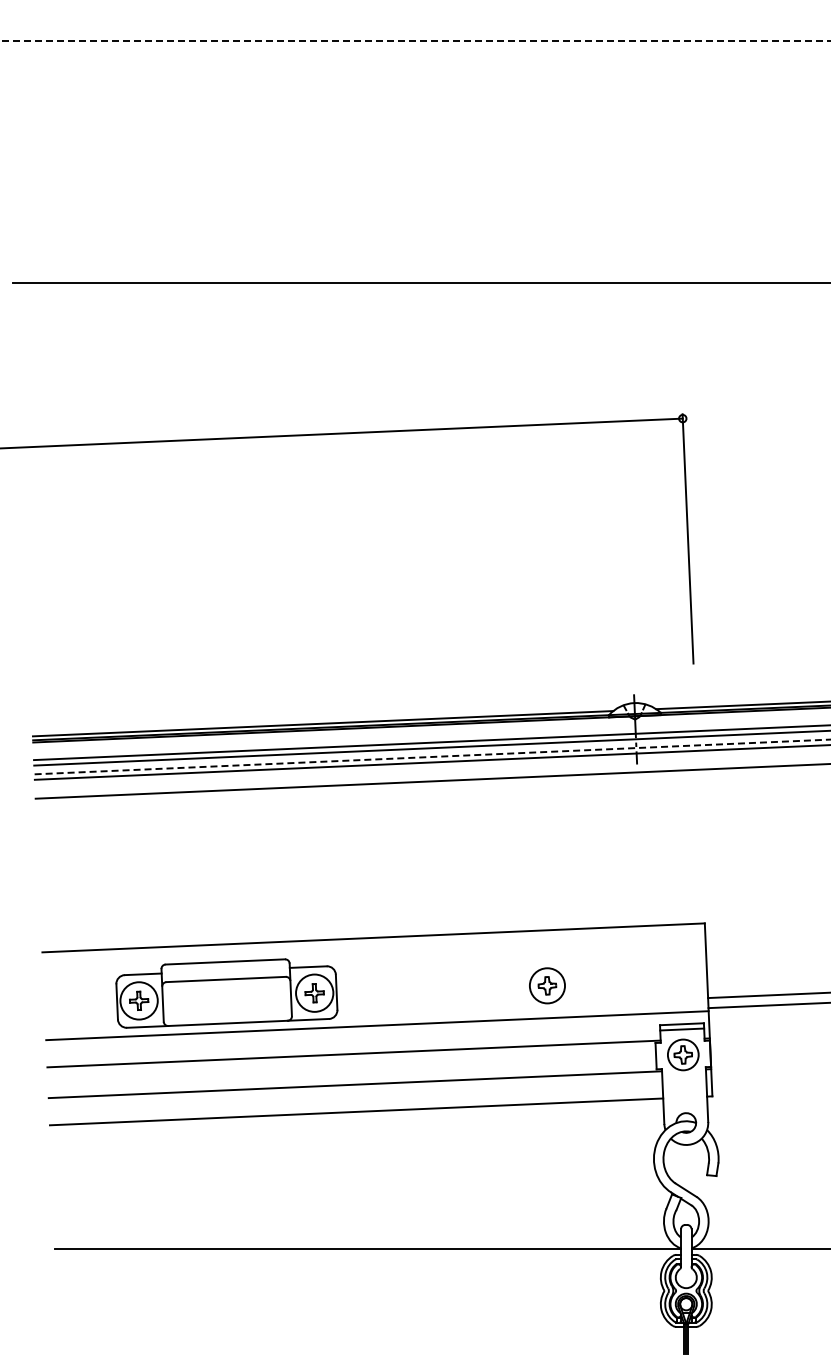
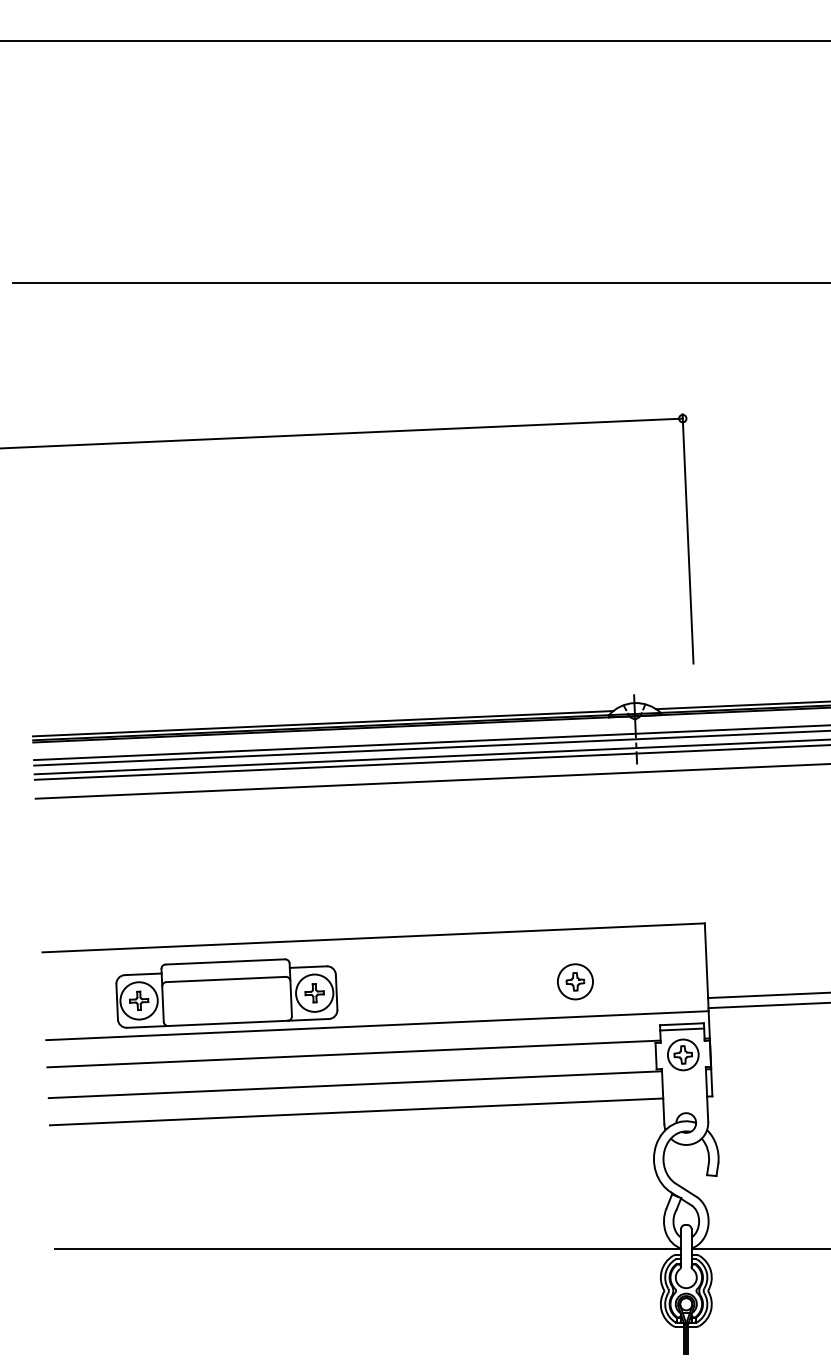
line: dashed -> solid (415, 41)
line: dashed -> solid (433, 756)
part position: (547, 985) -> (575, 981) (575, 981)
